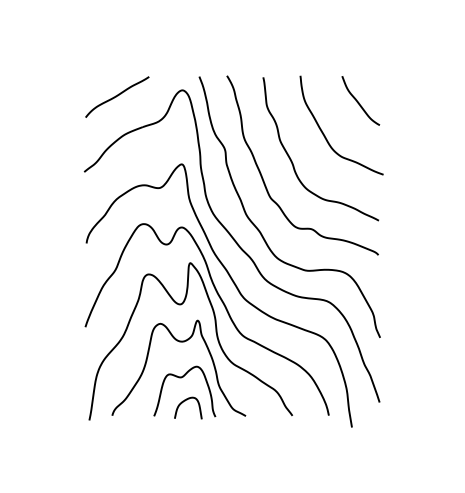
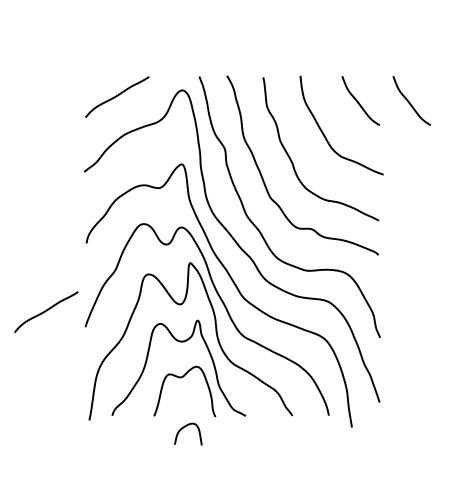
curve: none -> present (409, 101)
curve: none -> present (46, 311)
curve position: (185, 401) -> (185, 427) (185, 427)
